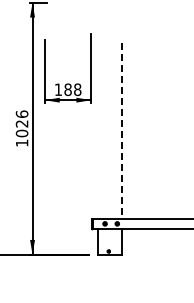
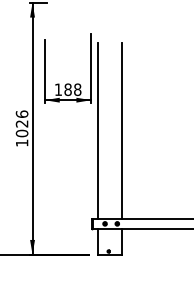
line: none -> present (97, 130)
line: dashed -> solid (122, 130)
